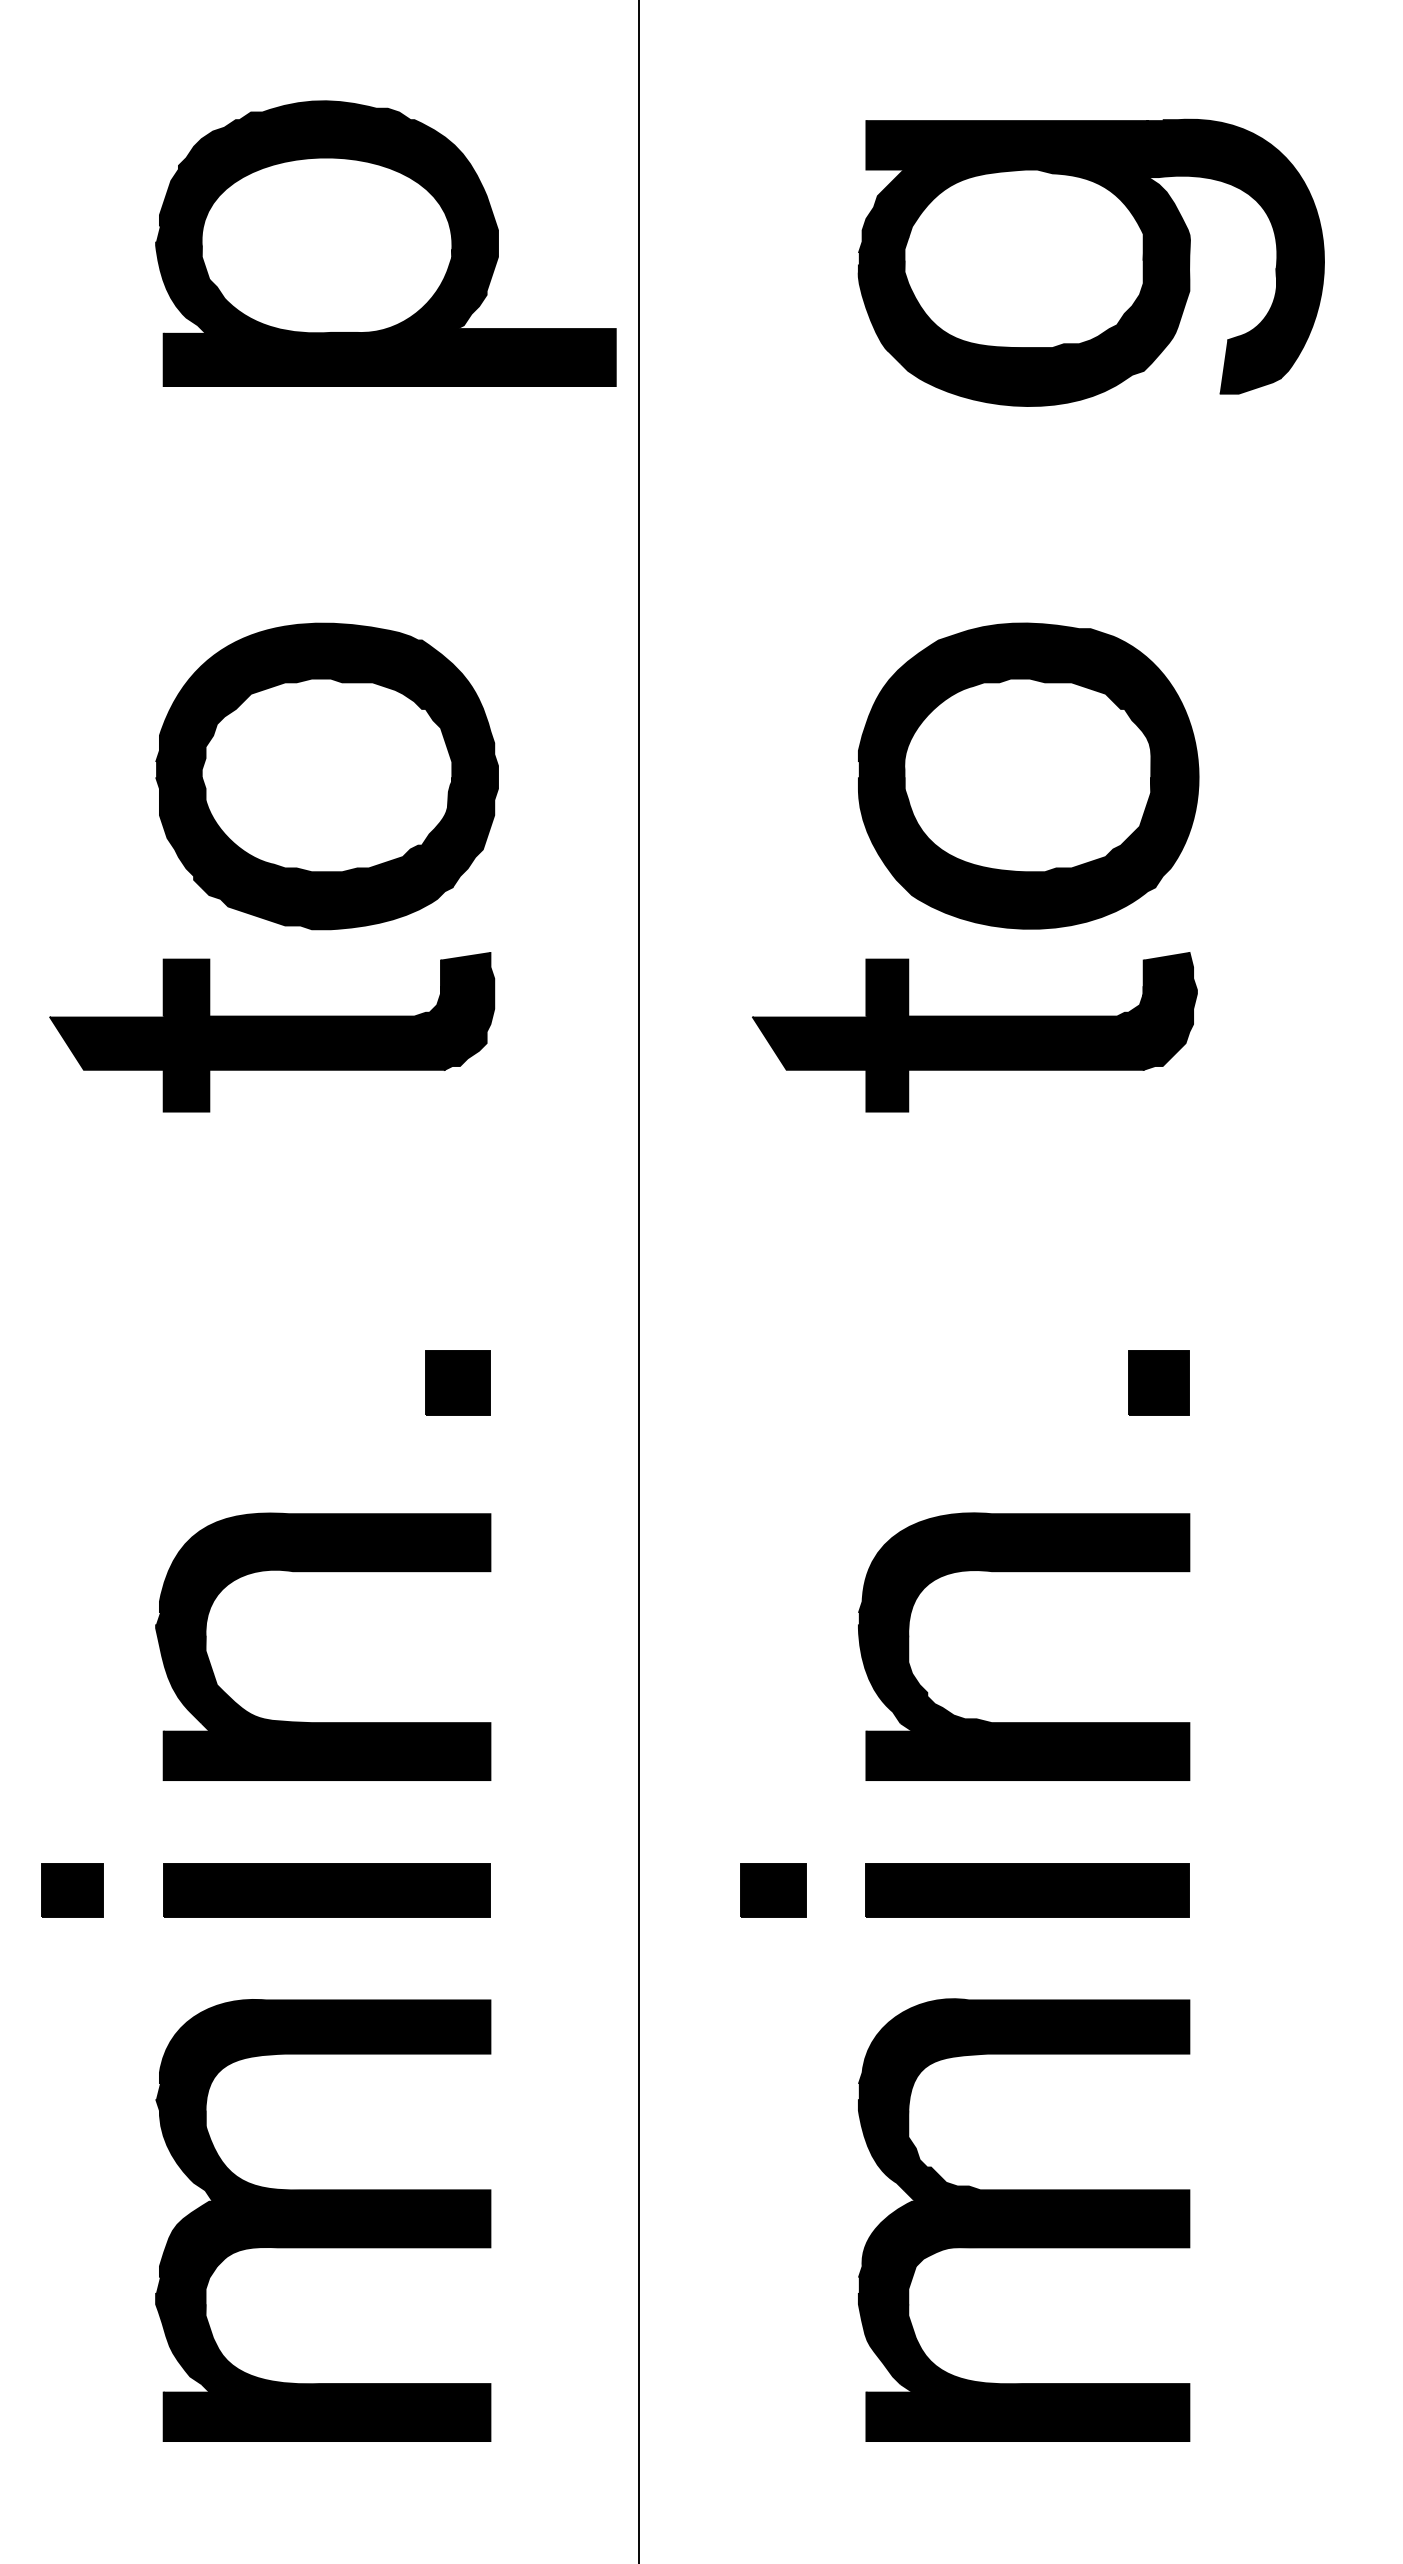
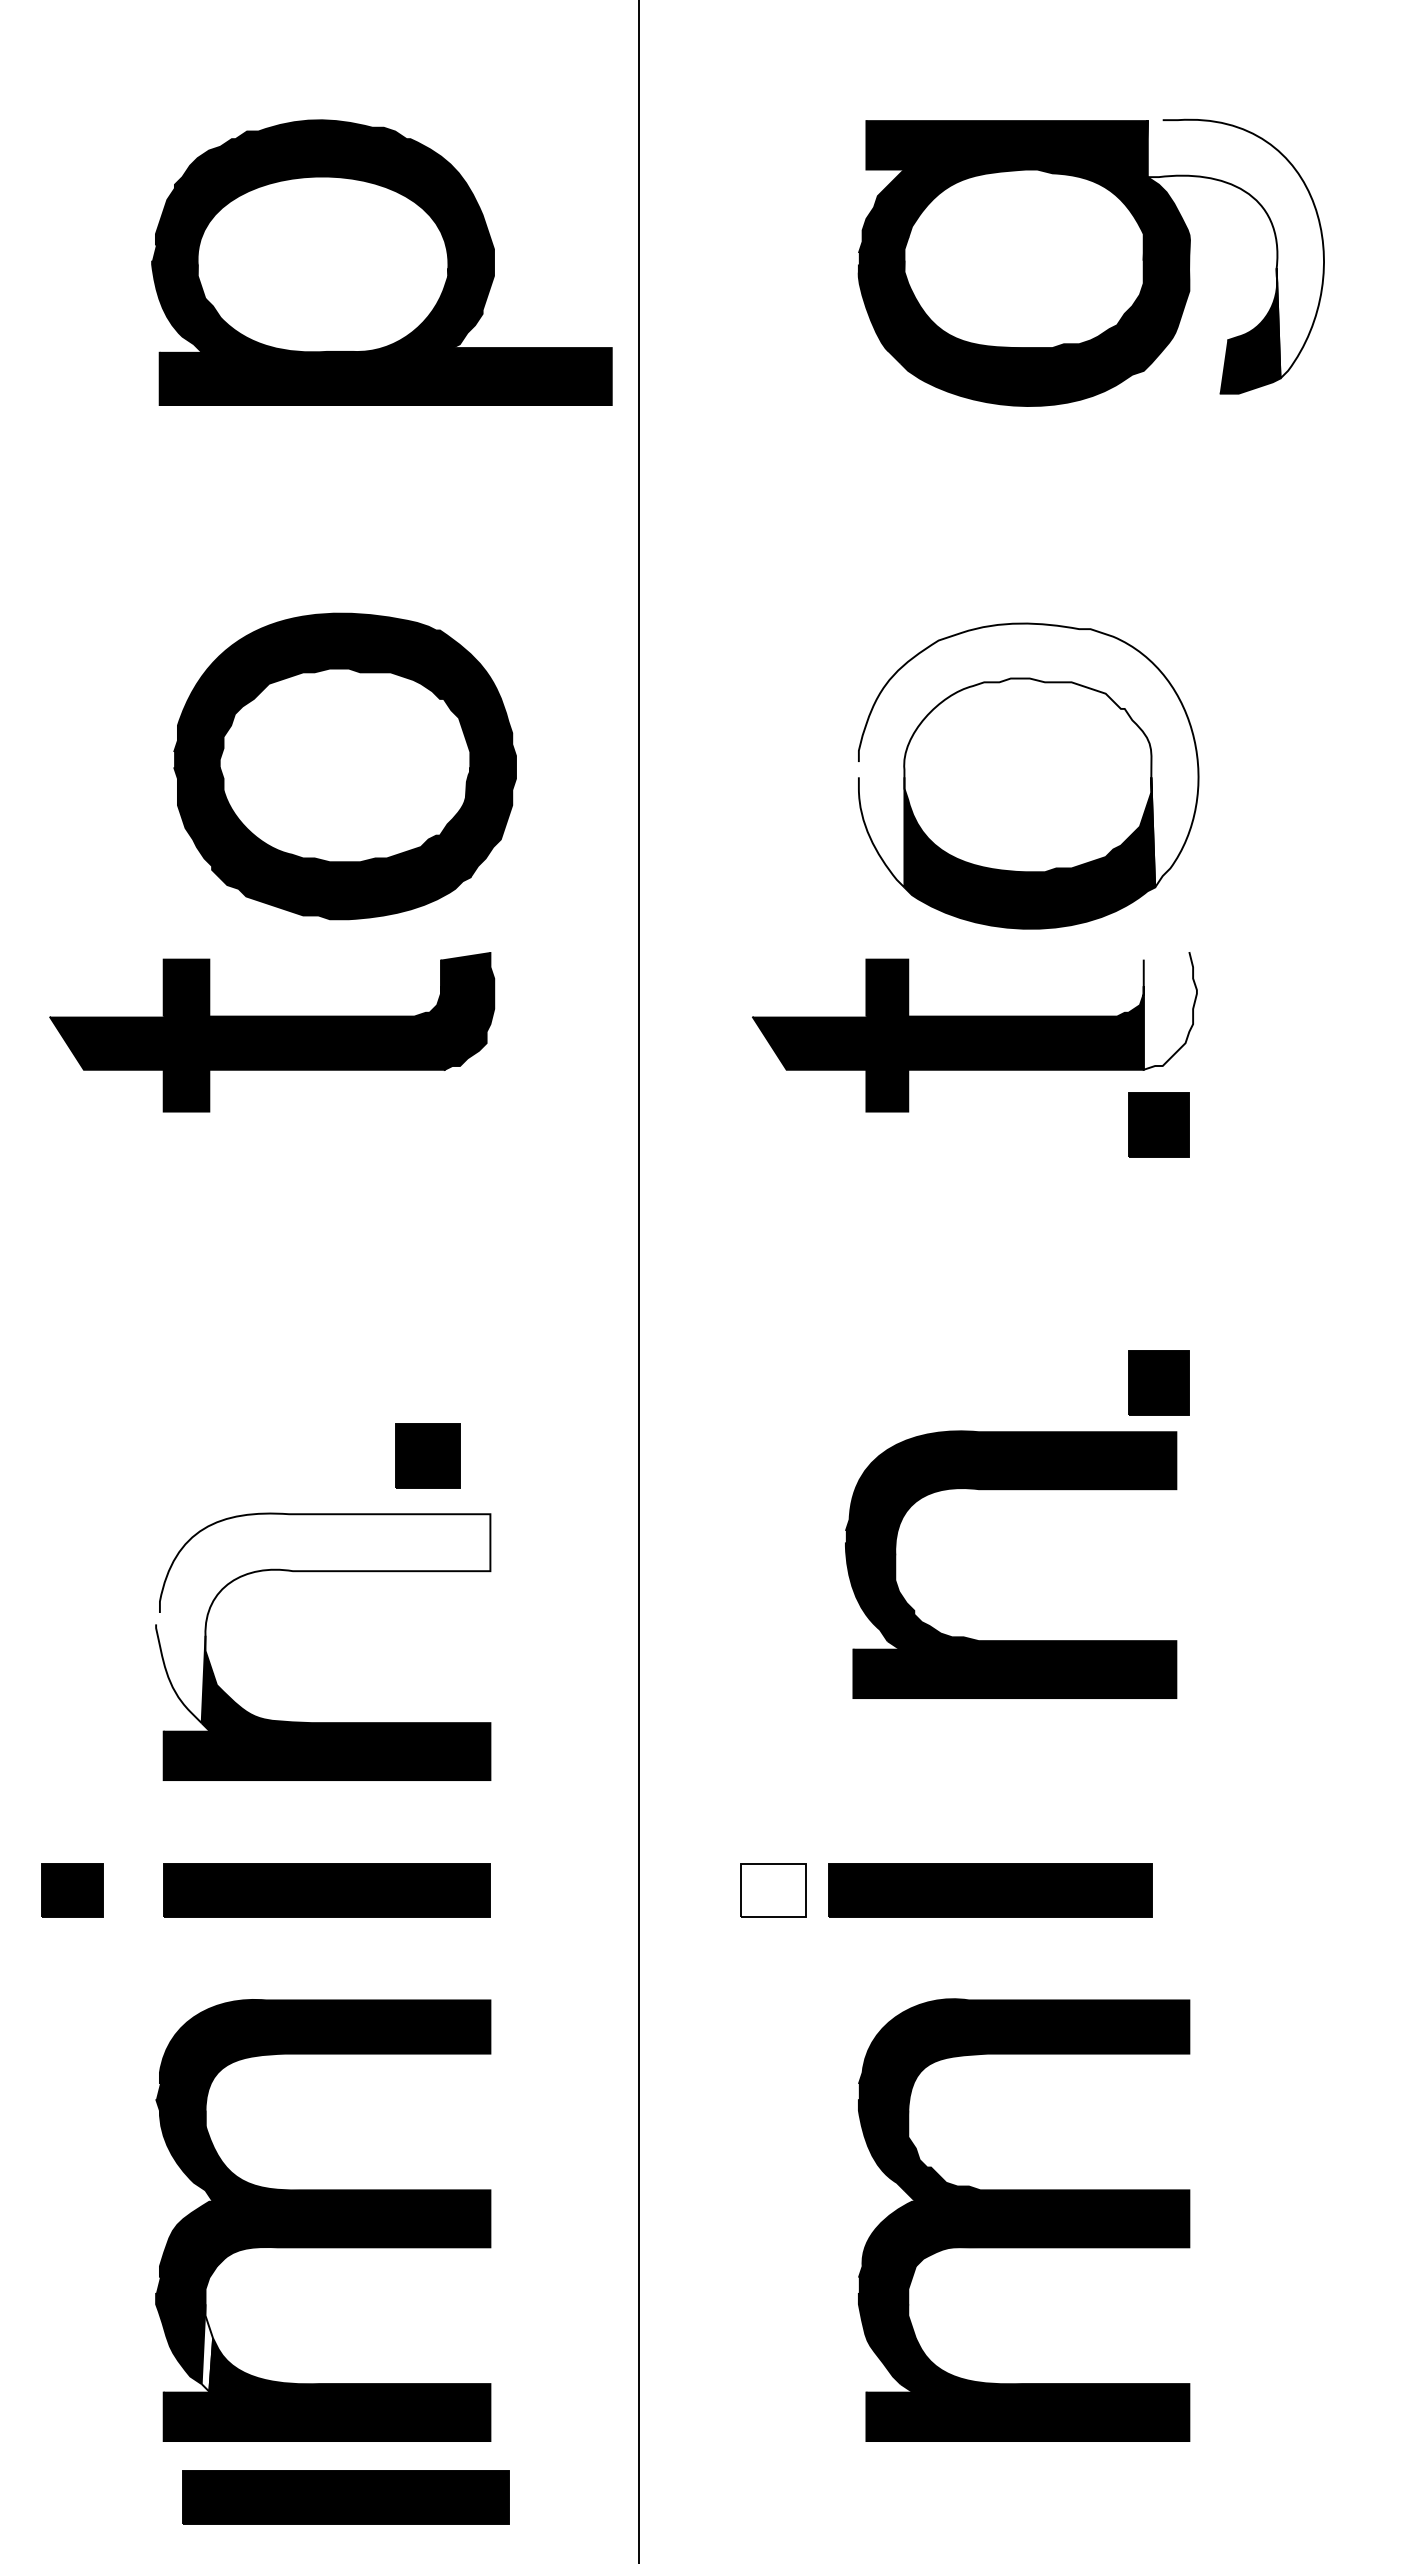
part position: (385, 243) -> (381, 262) (381, 262)
fill: present -> none (1235, 248)
fill: present -> none (1028, 755)
part position: (326, 776) -> (344, 766) (344, 766)
fill: present -> none (1169, 1010)
part: none -> present (1158, 1124)
part position: (457, 1382) -> (427, 1455) (427, 1455)
part position: (1024, 1572) -> (1011, 1490) (1011, 1490)
fill: present -> none (323, 1618)
fill: present -> none (773, 1889)
part position: (1027, 1890) -> (990, 1890) (990, 1890)
fill: present -> none (207, 2347)
part: none -> present (345, 2497)
